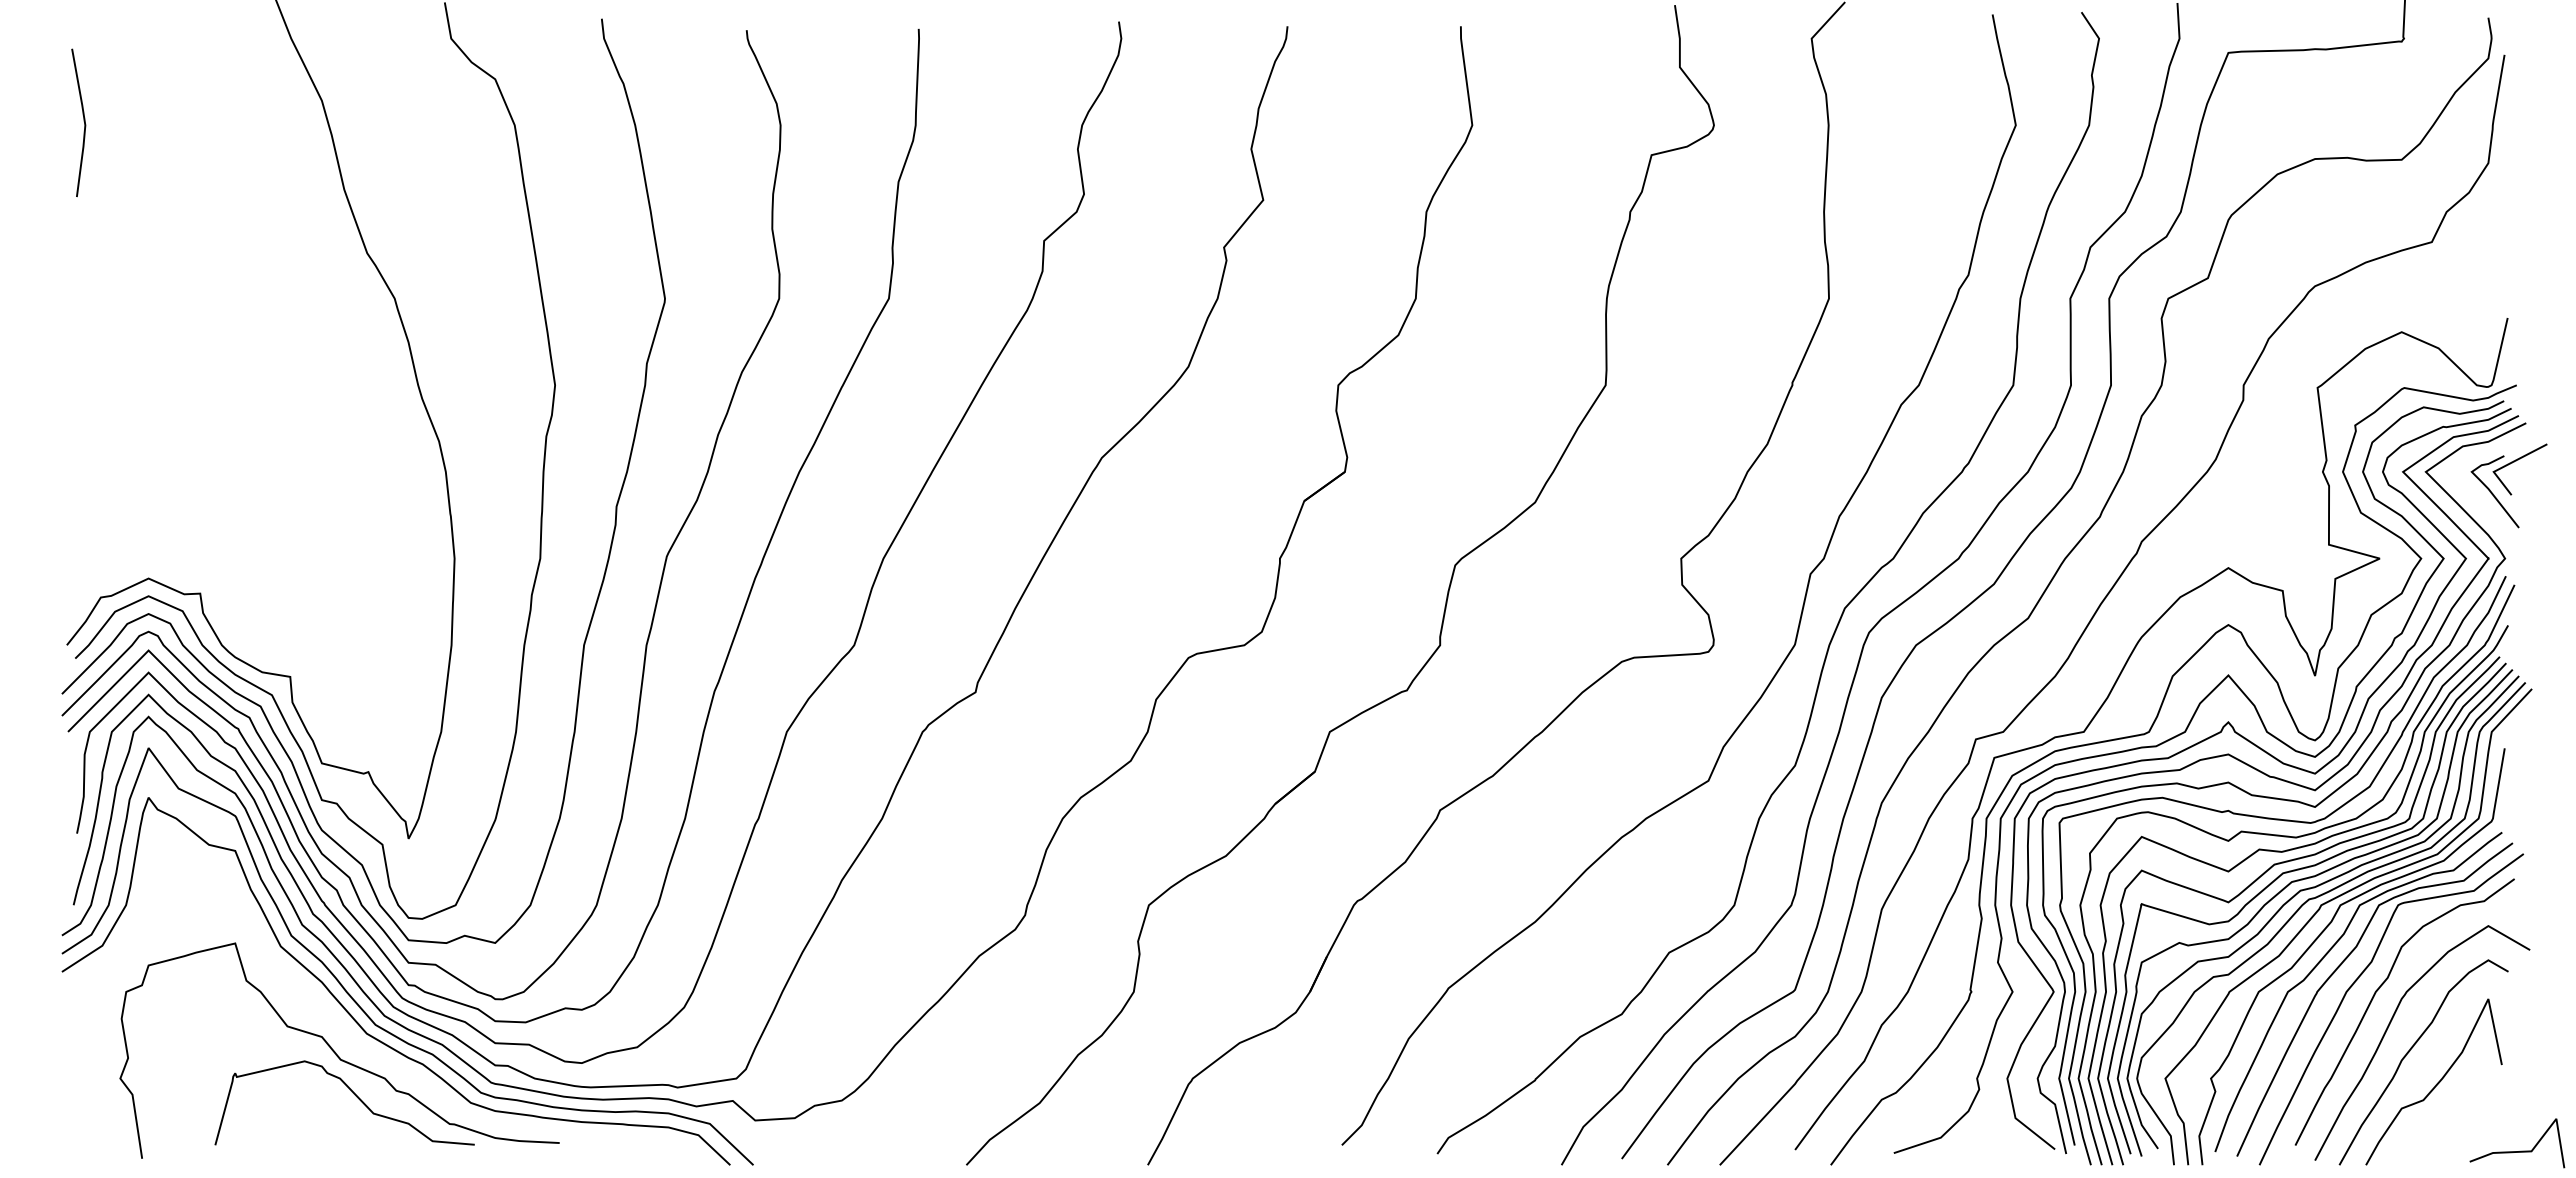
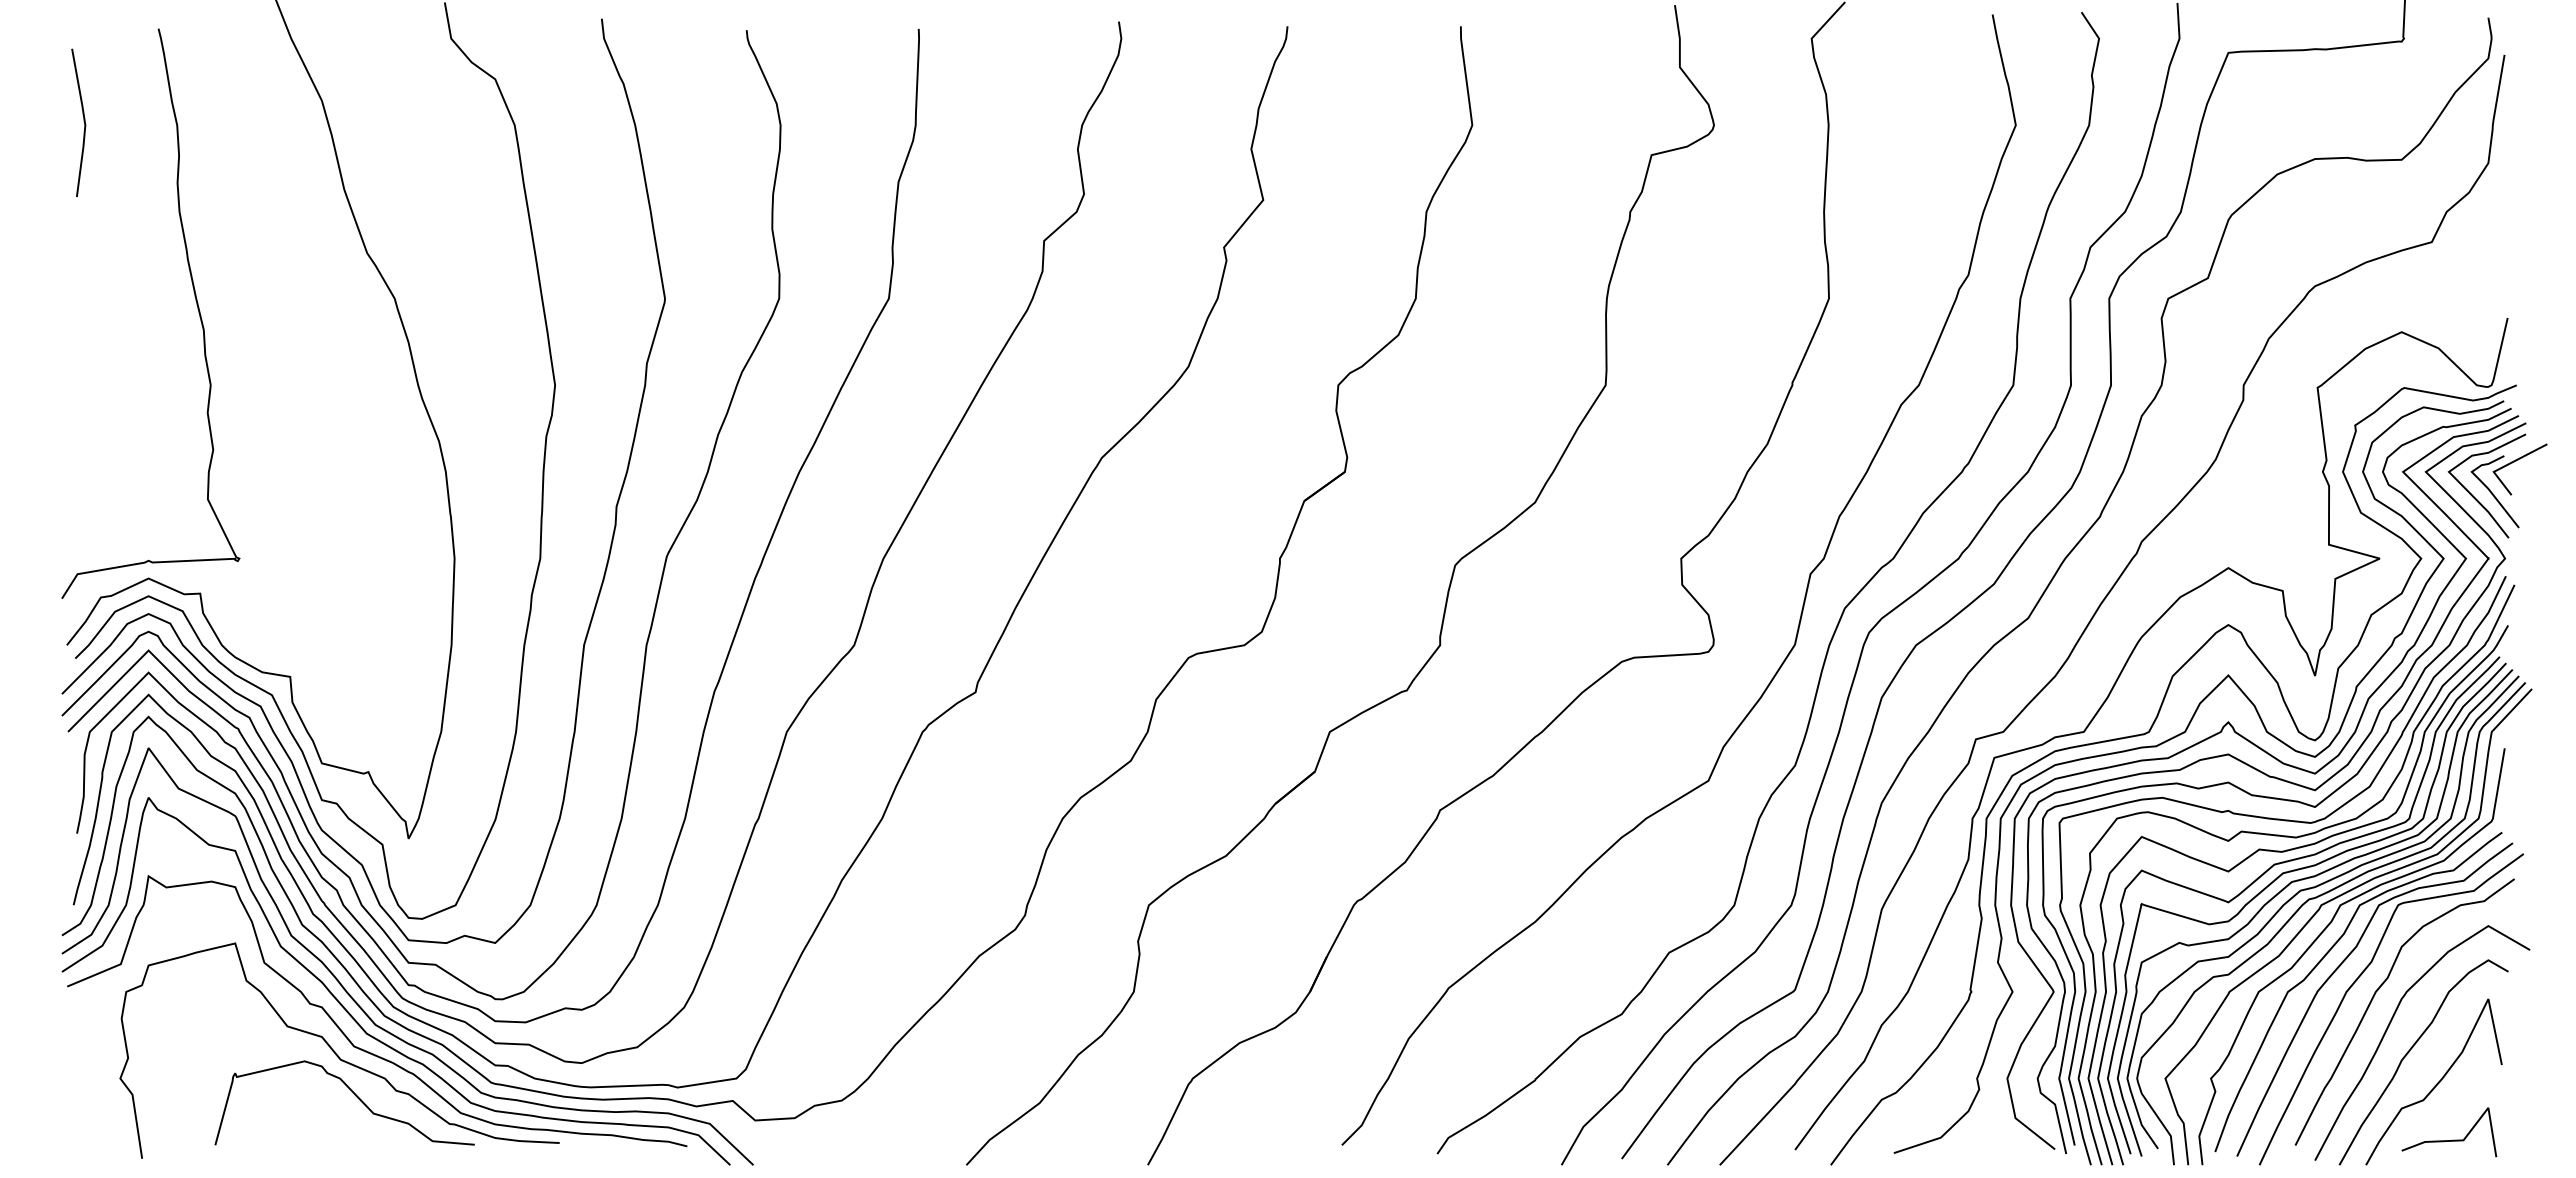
curve: none -> present (196, 305)
curve: none -> present (2474, 496)
curve: none -> present (347, 1036)
line position: (2520, 1150) -> (2452, 1139) (2452, 1139)
